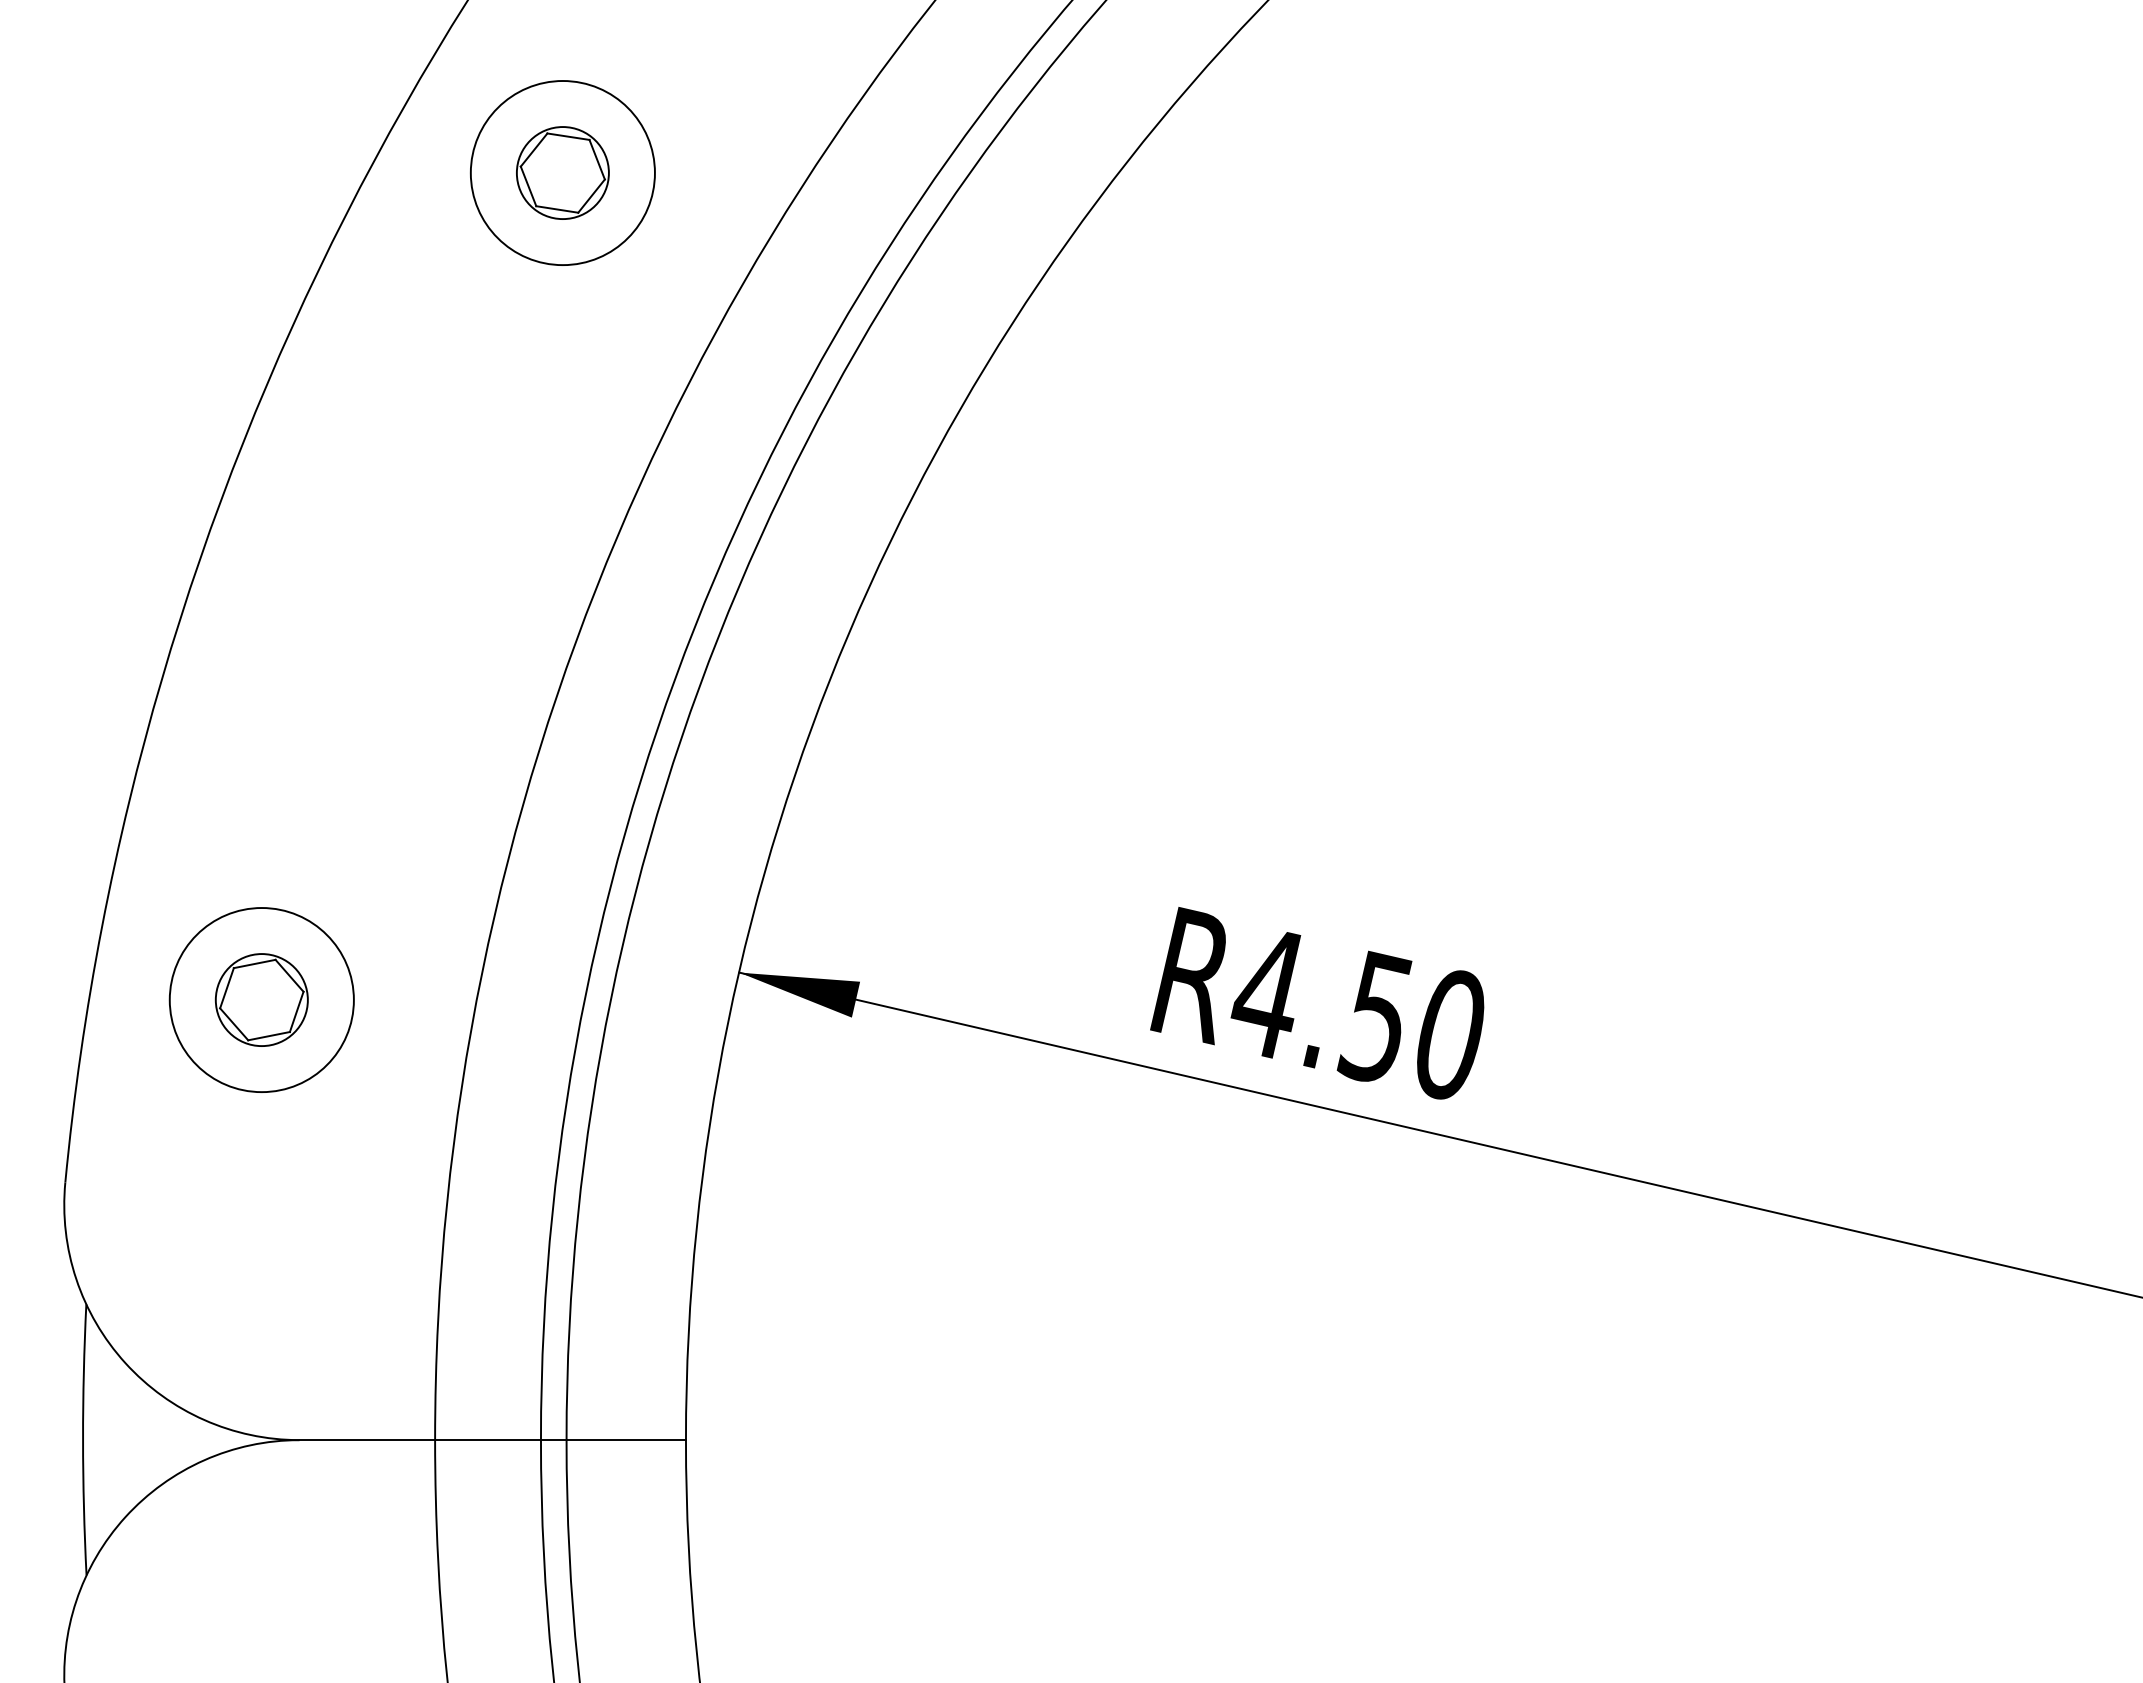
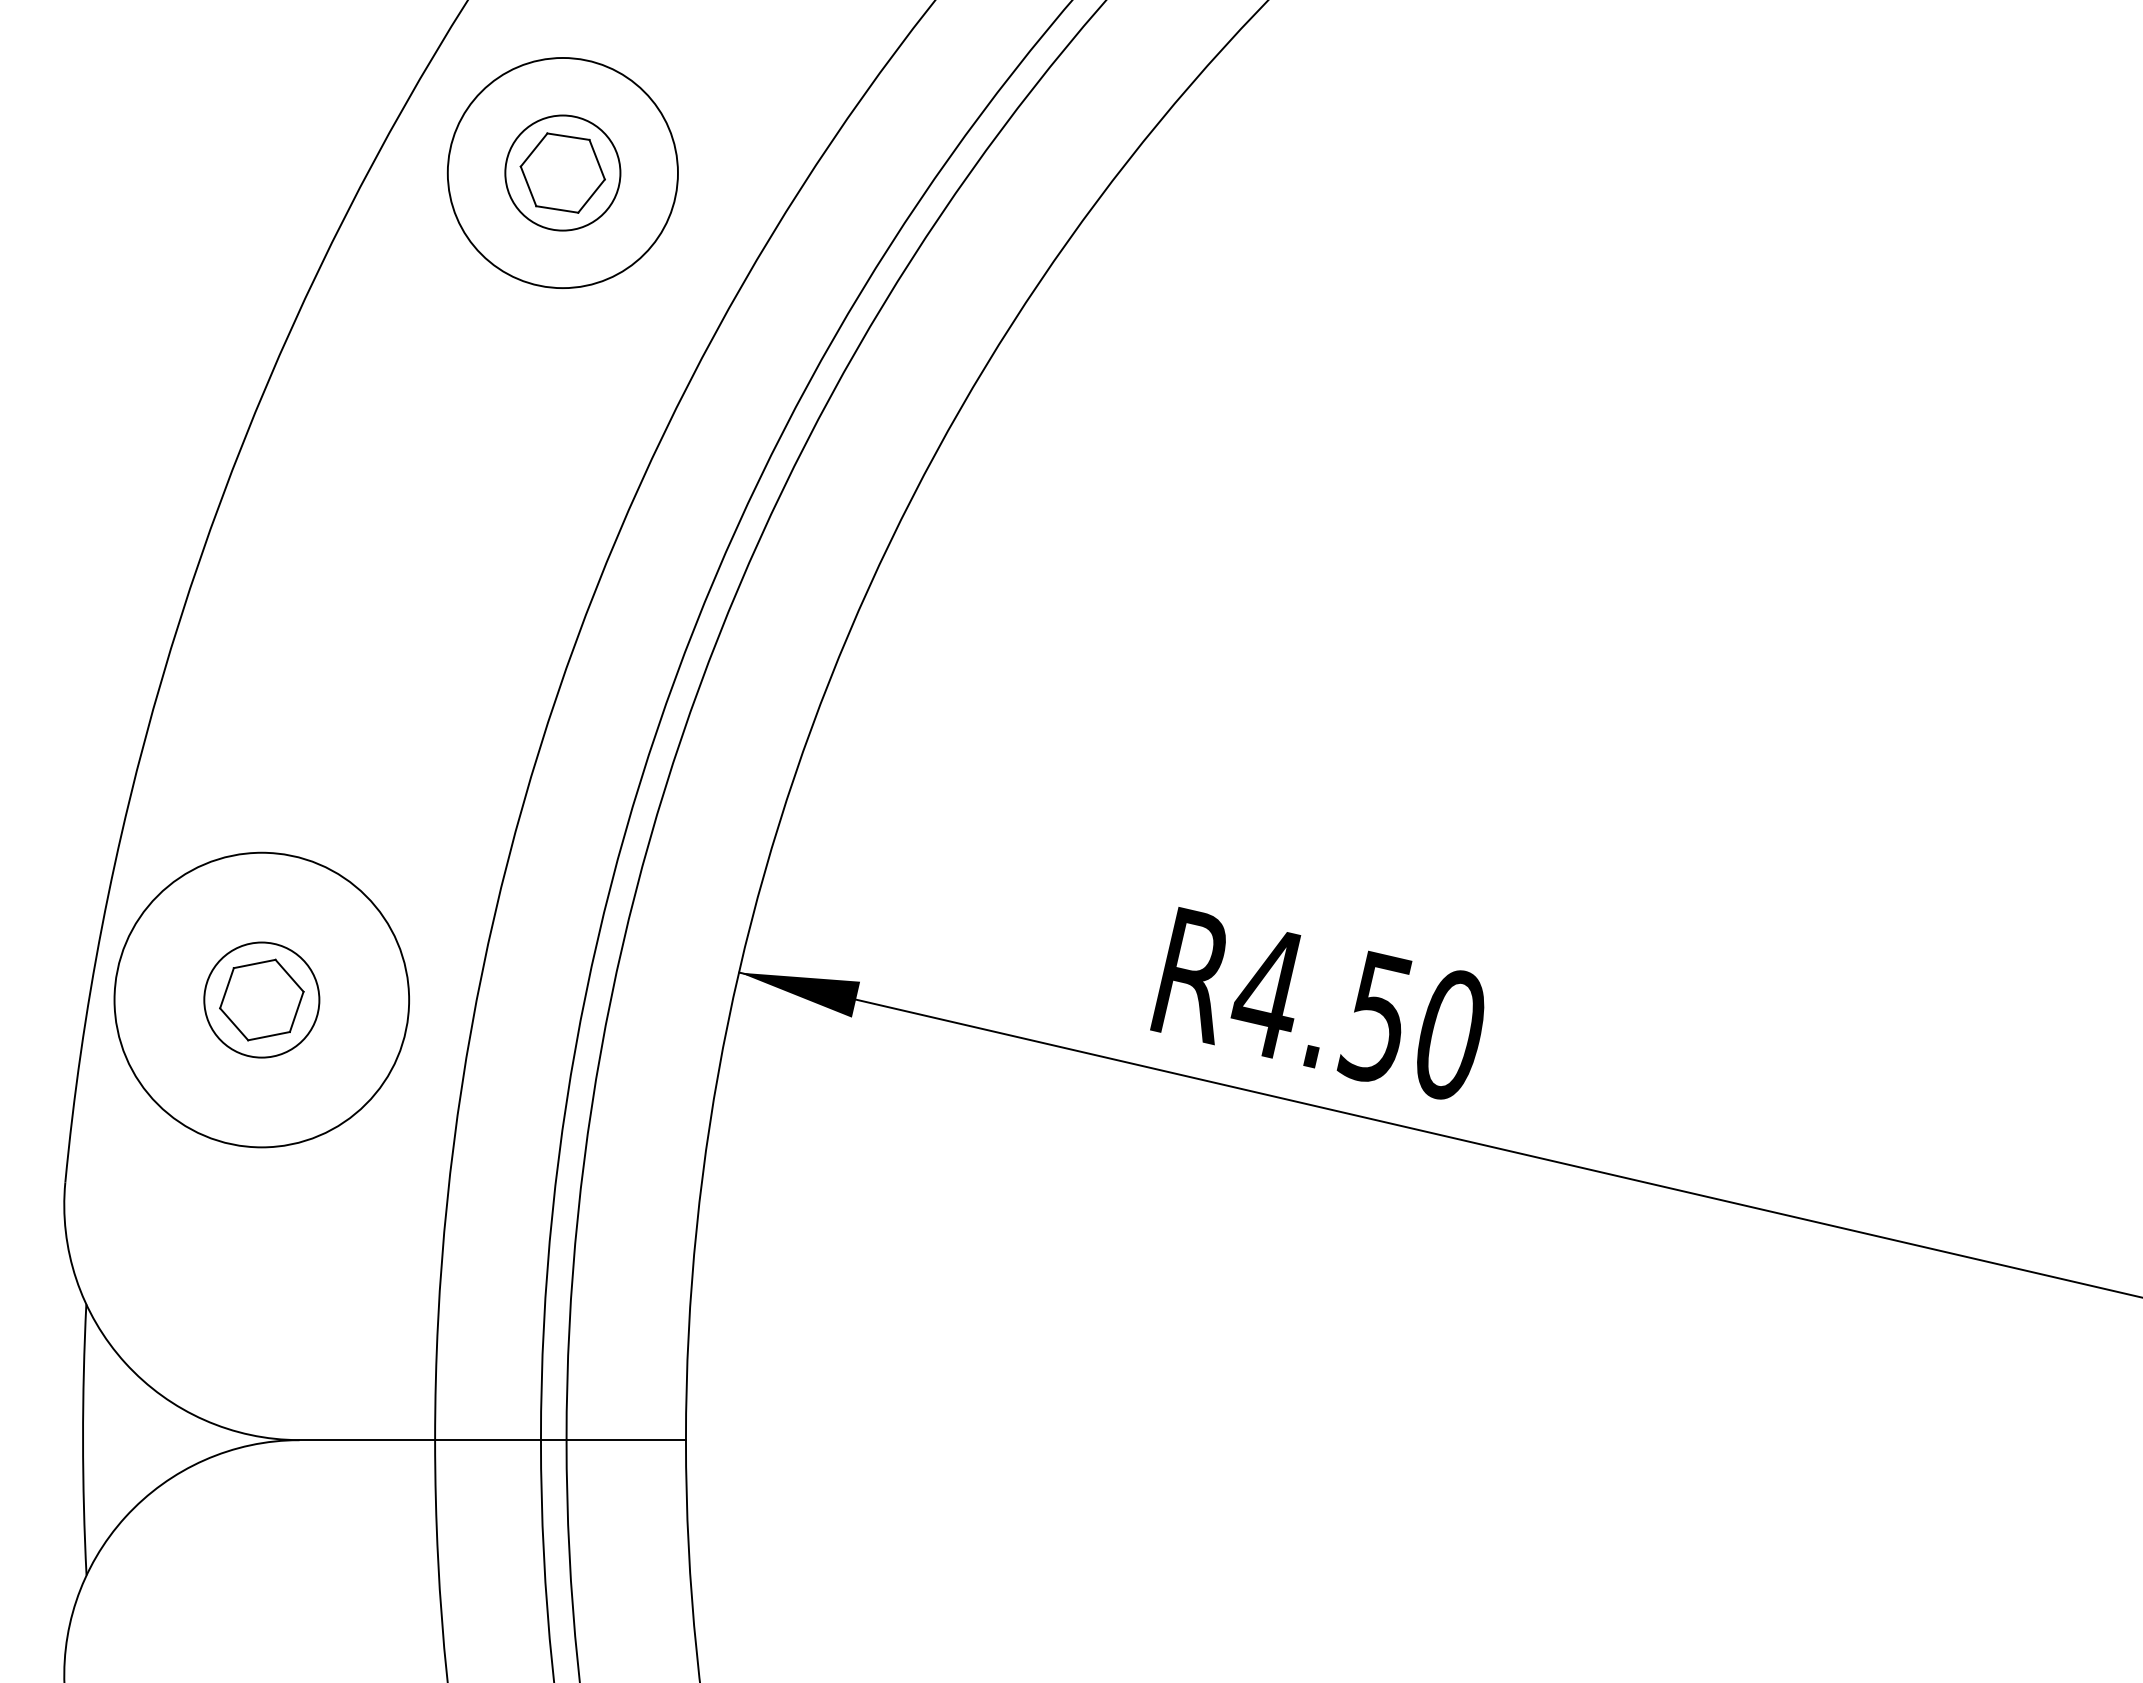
circle diameter: 184 px -> 230 px (562, 172)
circle diameter: 92 px -> 115 px (562, 172)
circle diameter: 184 px -> 295 px (261, 999)
circle diameter: 92 px -> 115 px (261, 999)
